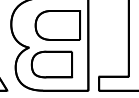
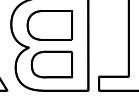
part position: (57, 25) -> (49, 25) (49, 25)
